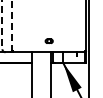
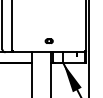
line: dashed -> solid (2, 25)
line: dashed -> solid (12, 26)
